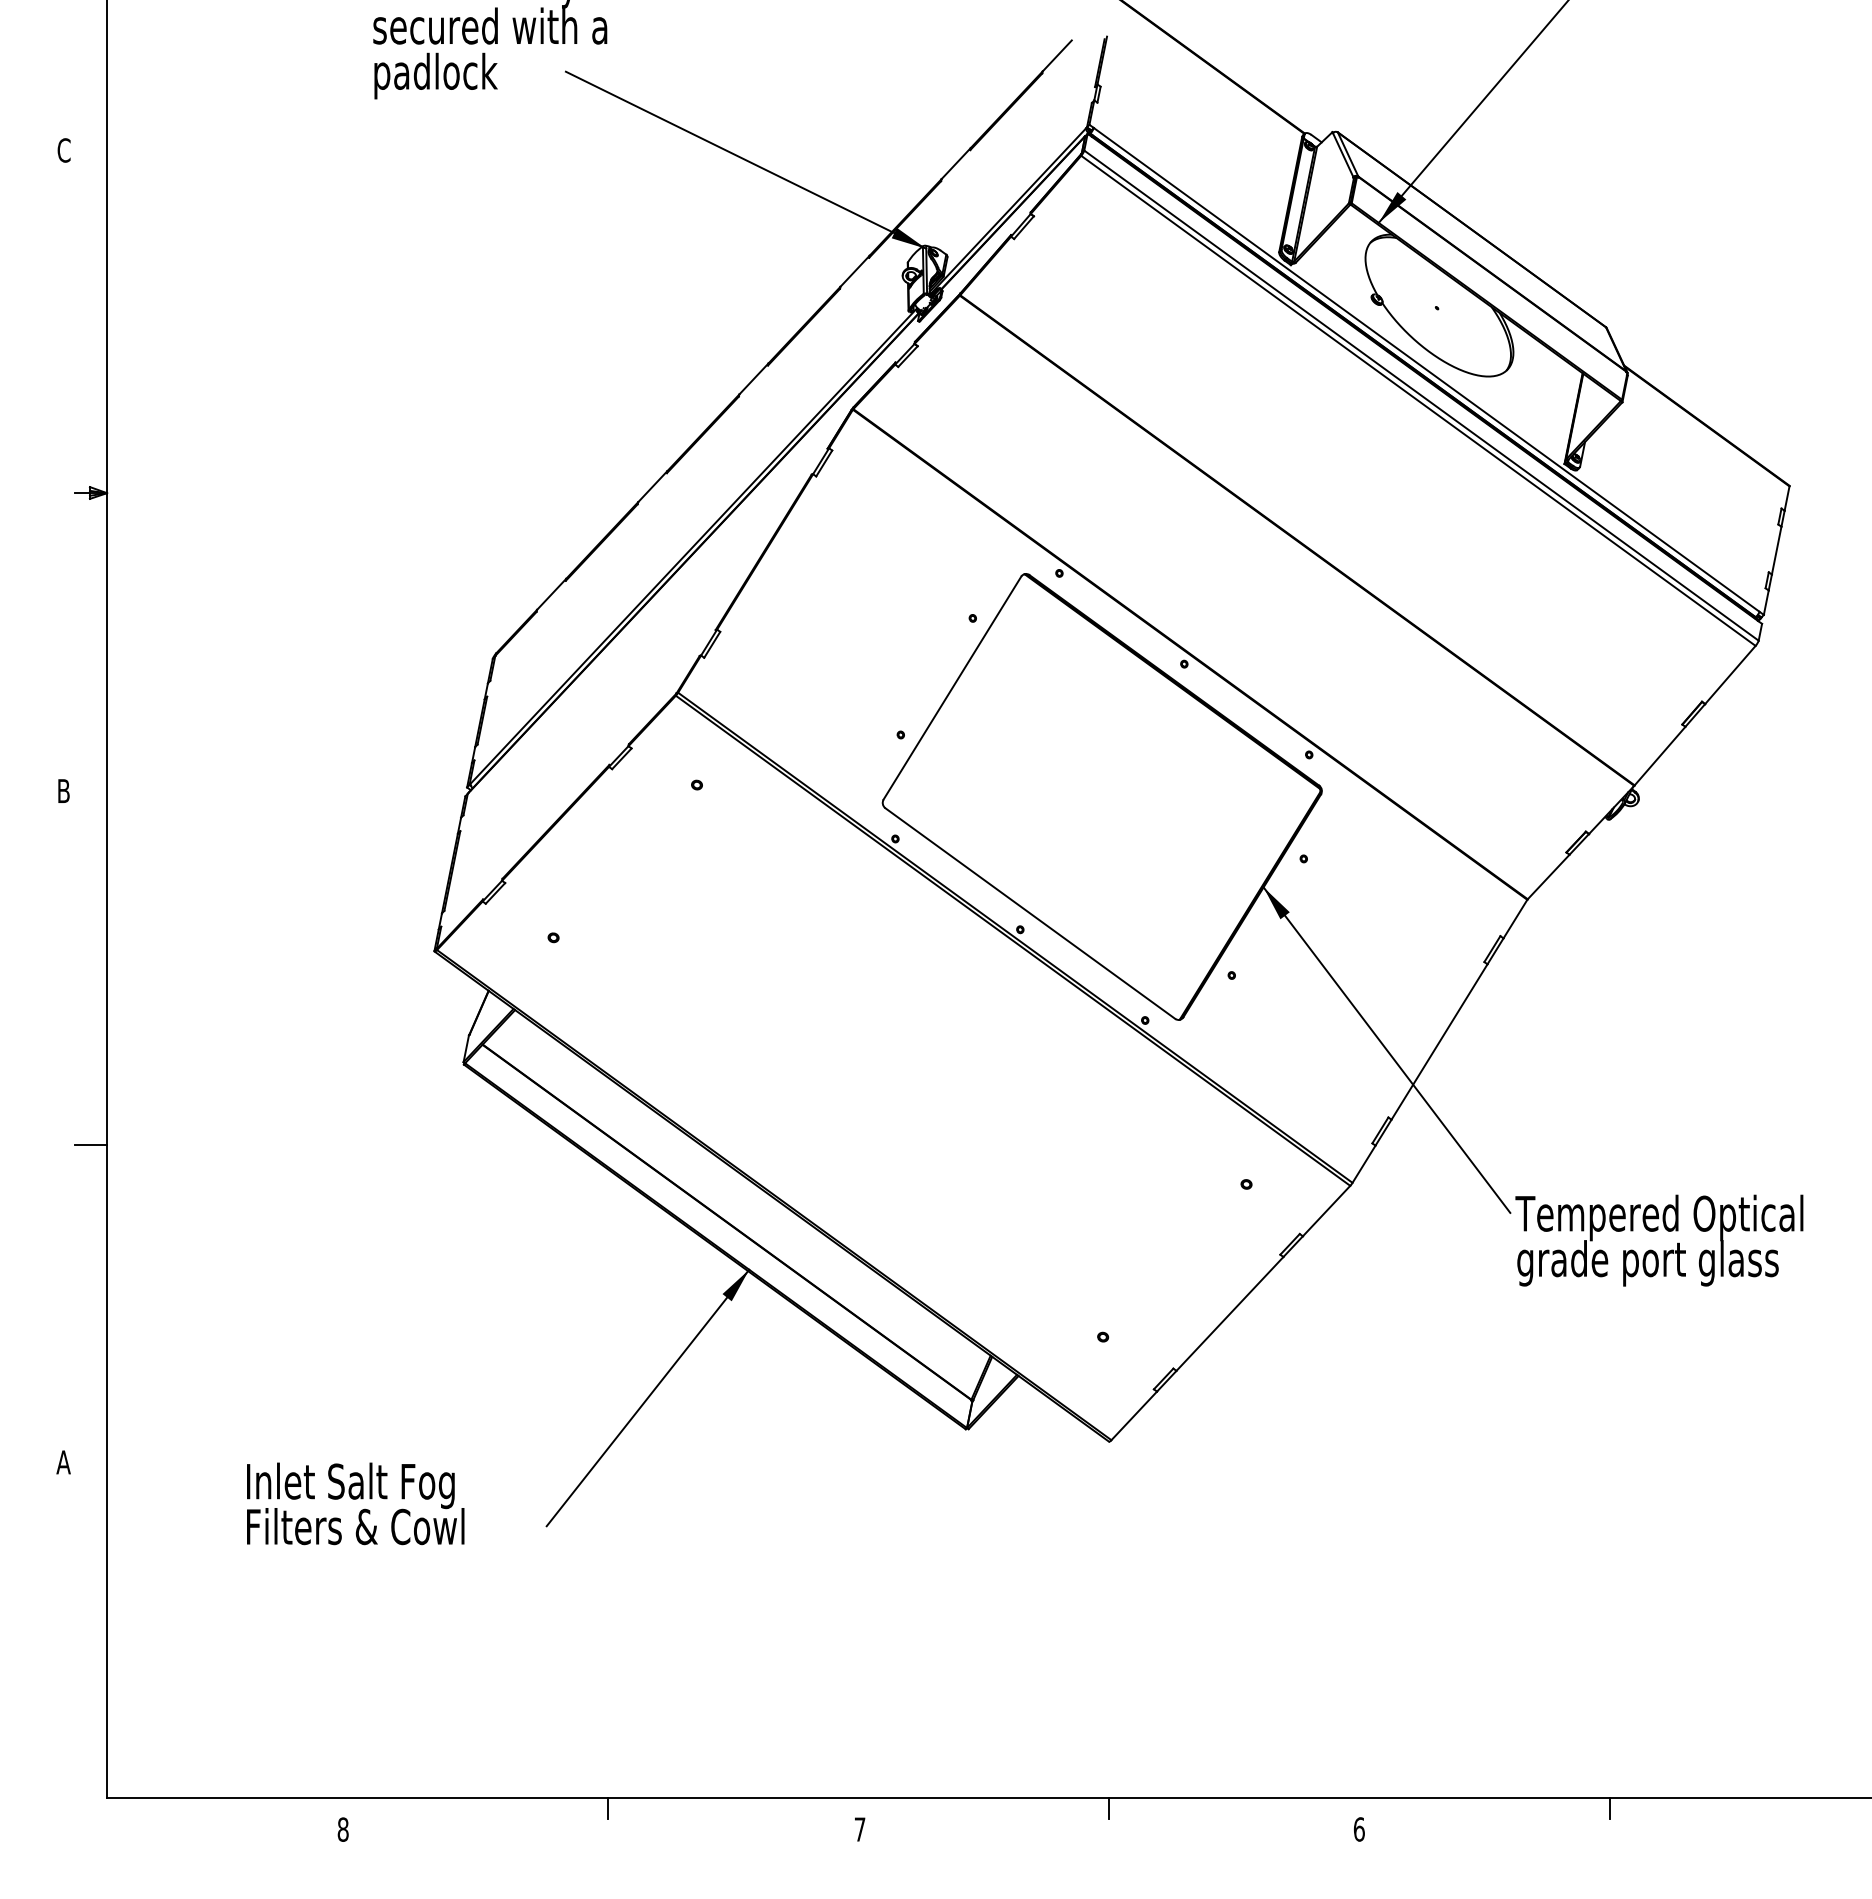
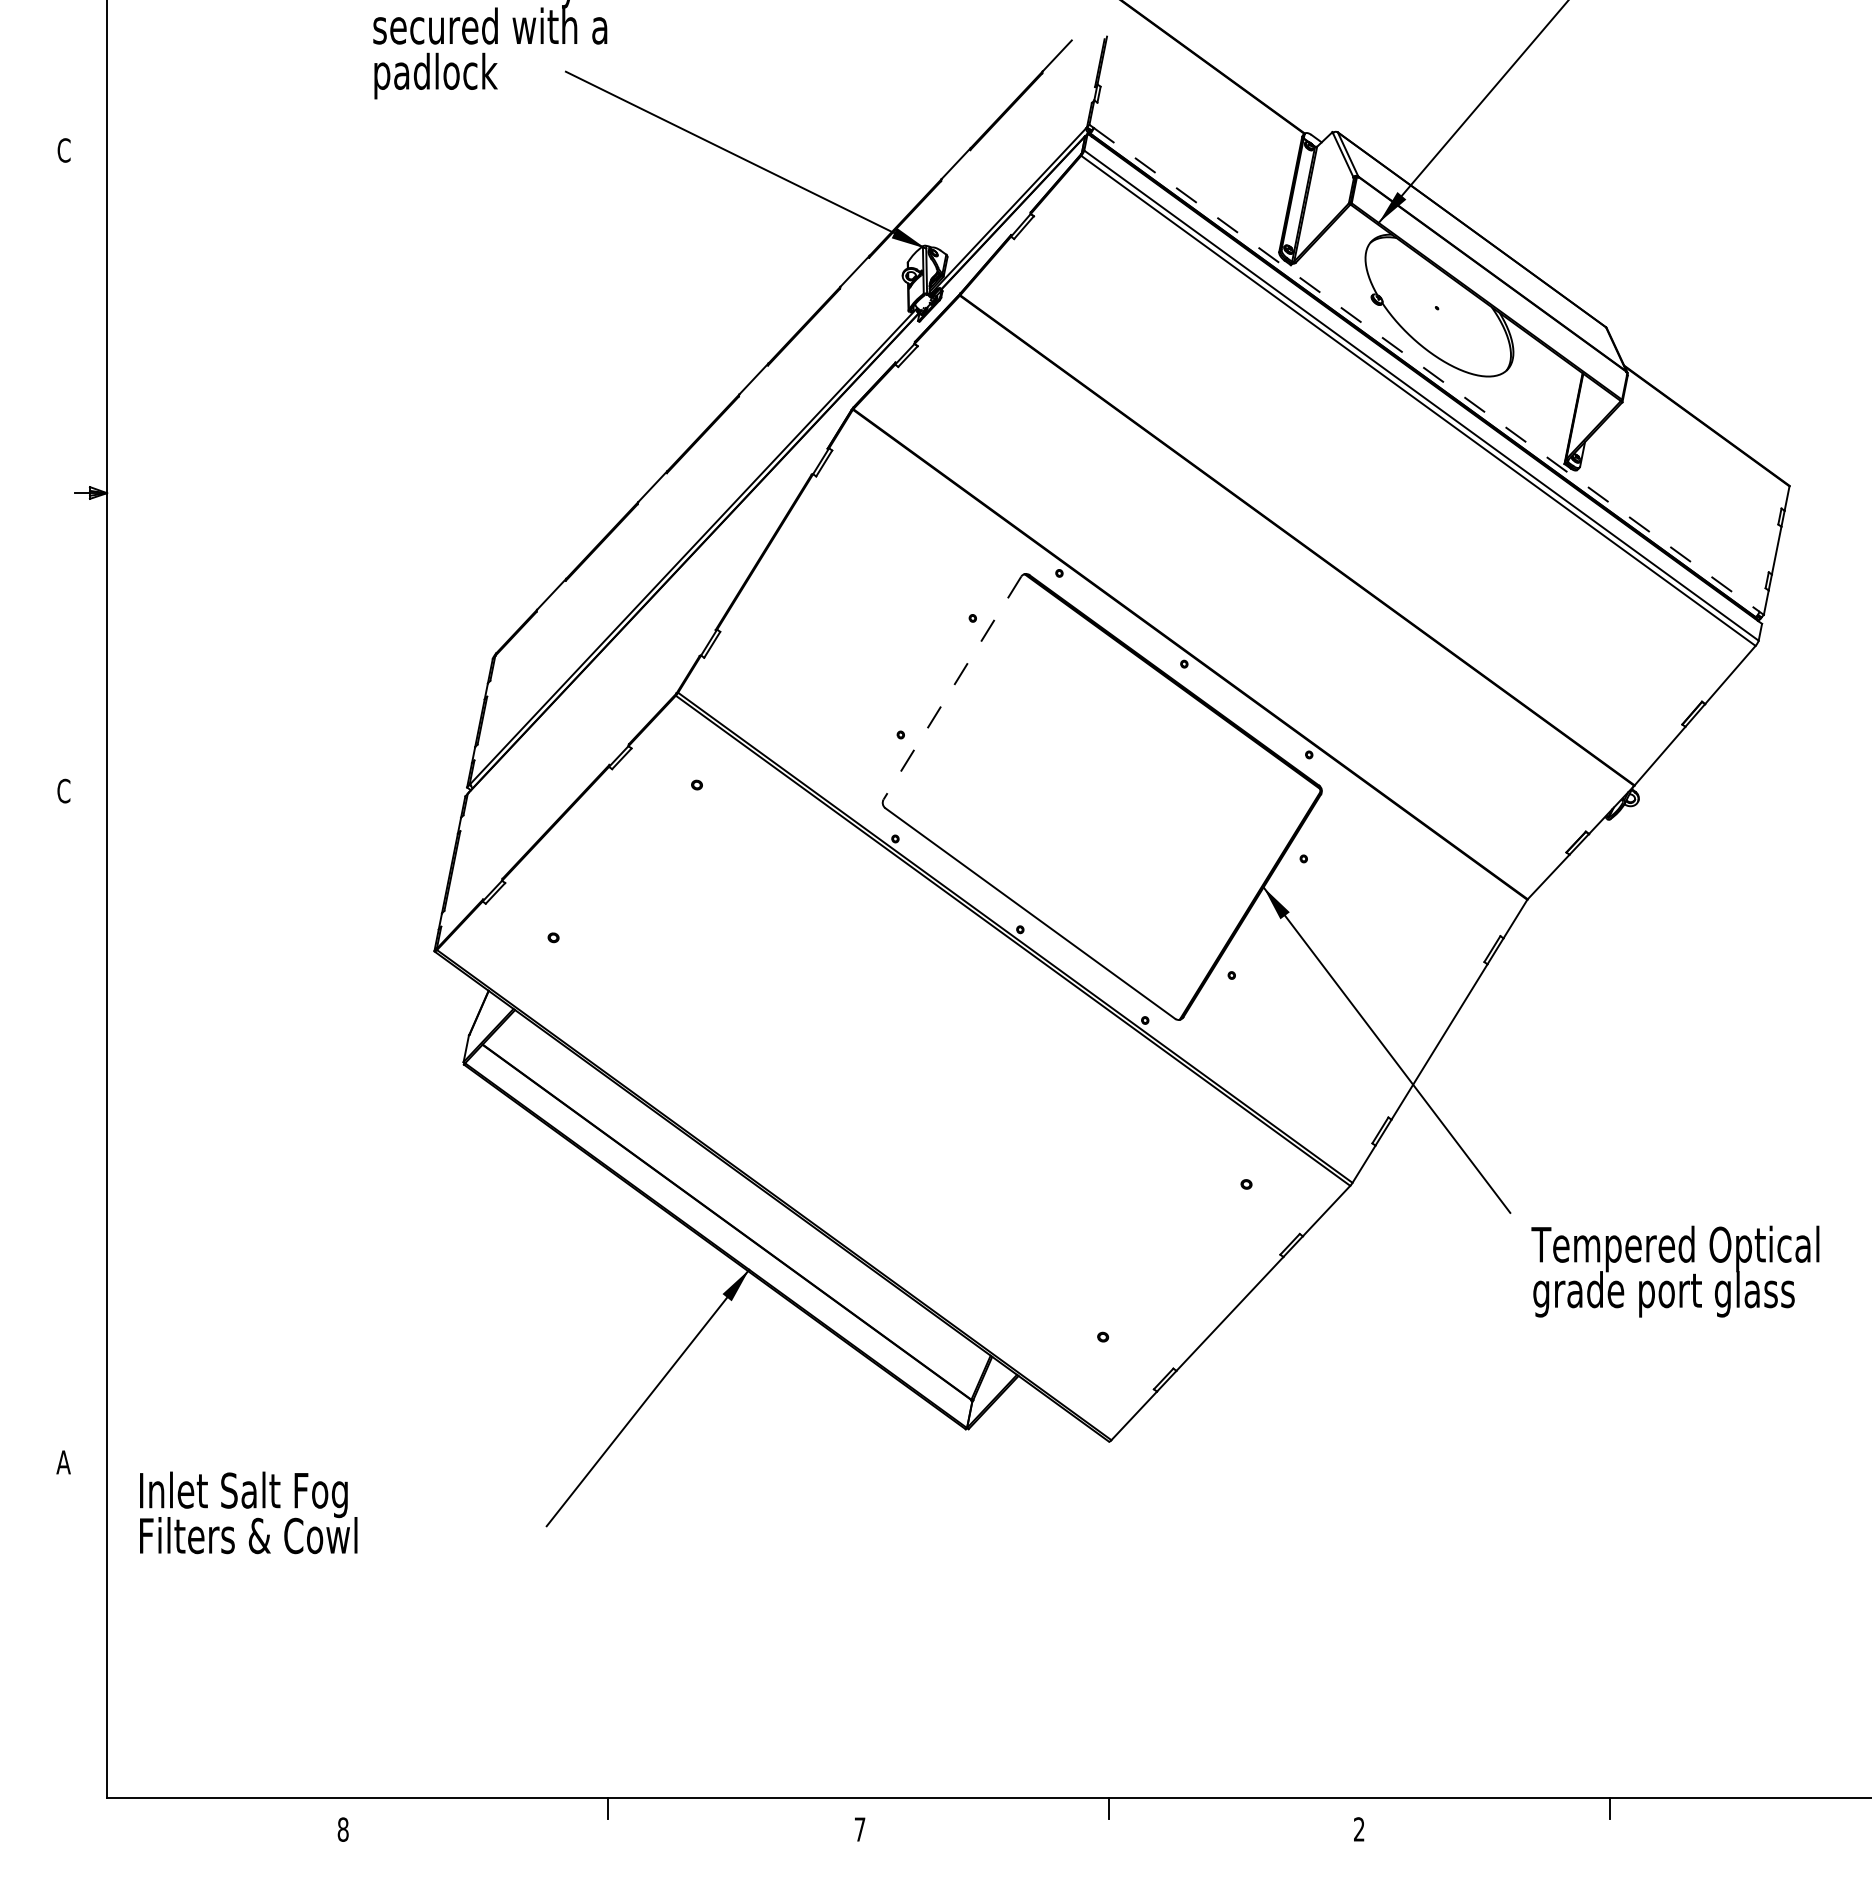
line: solid -> dashed (1427, 370)
line: solid -> dashed (952, 688)
text: B -> C (63, 790)
line: present -> none (91, 1145)
text position: (1659, 1240) -> (1675, 1271) (1675, 1271)
text position: (355, 1503) -> (248, 1512) (248, 1512)
text: 6 -> 2 (1358, 1829)
